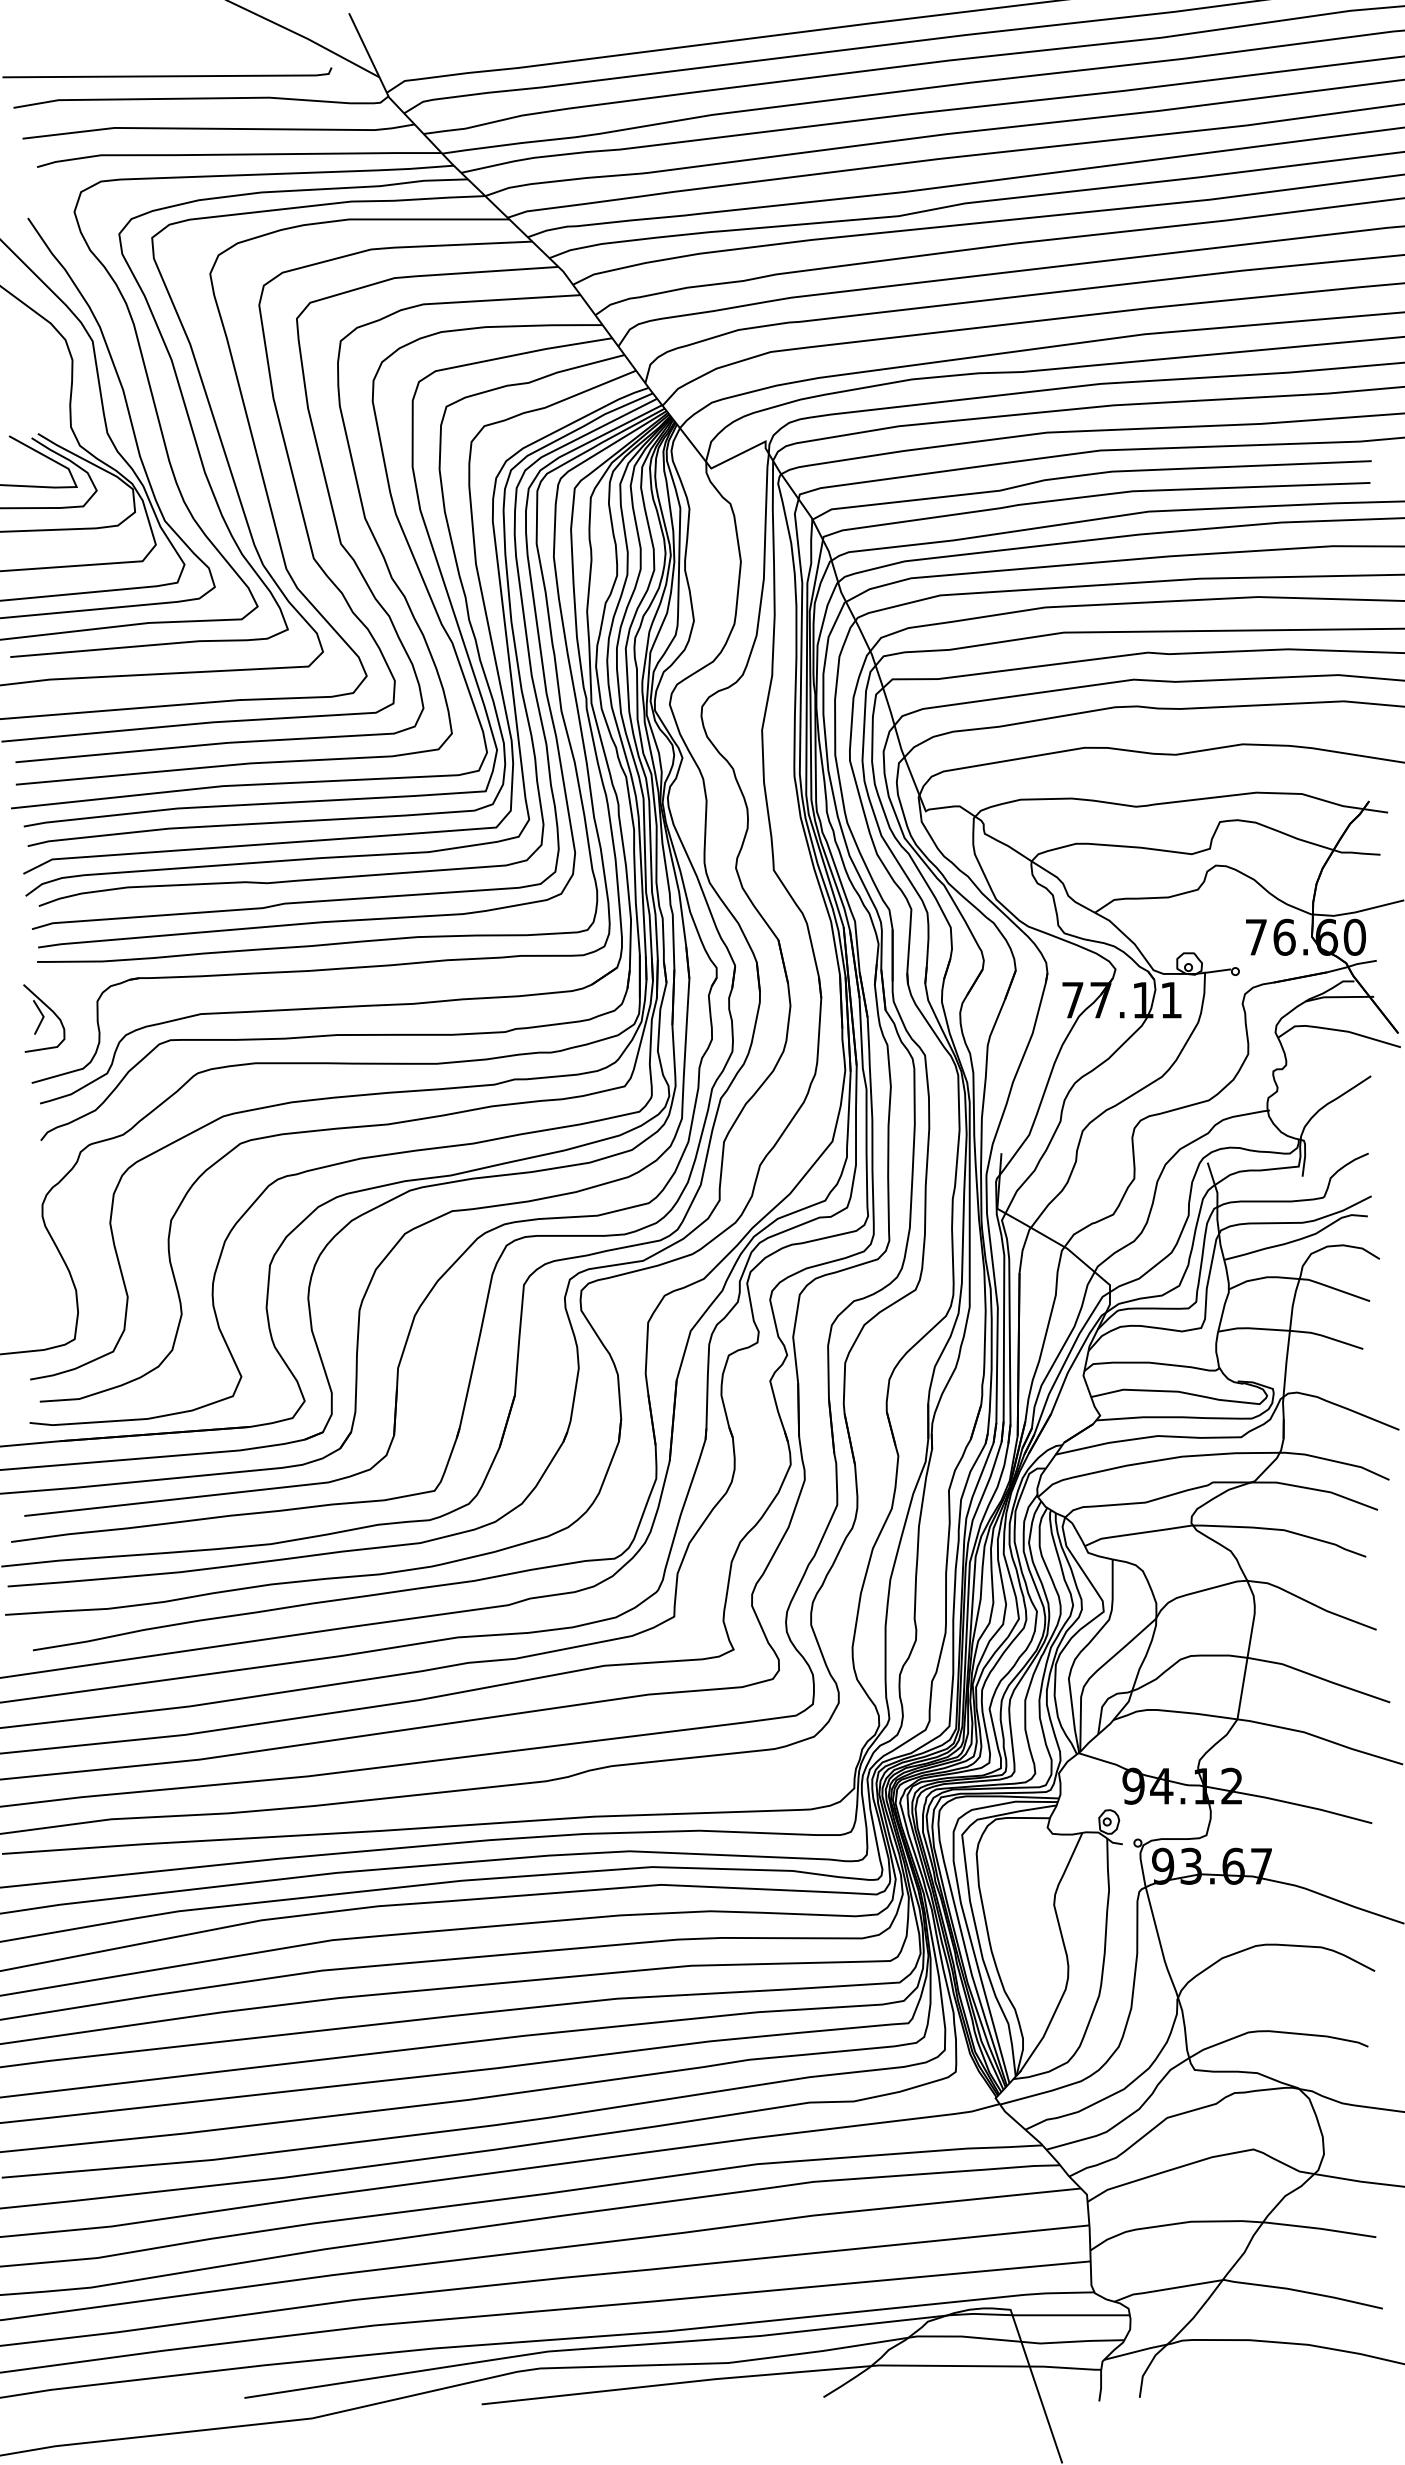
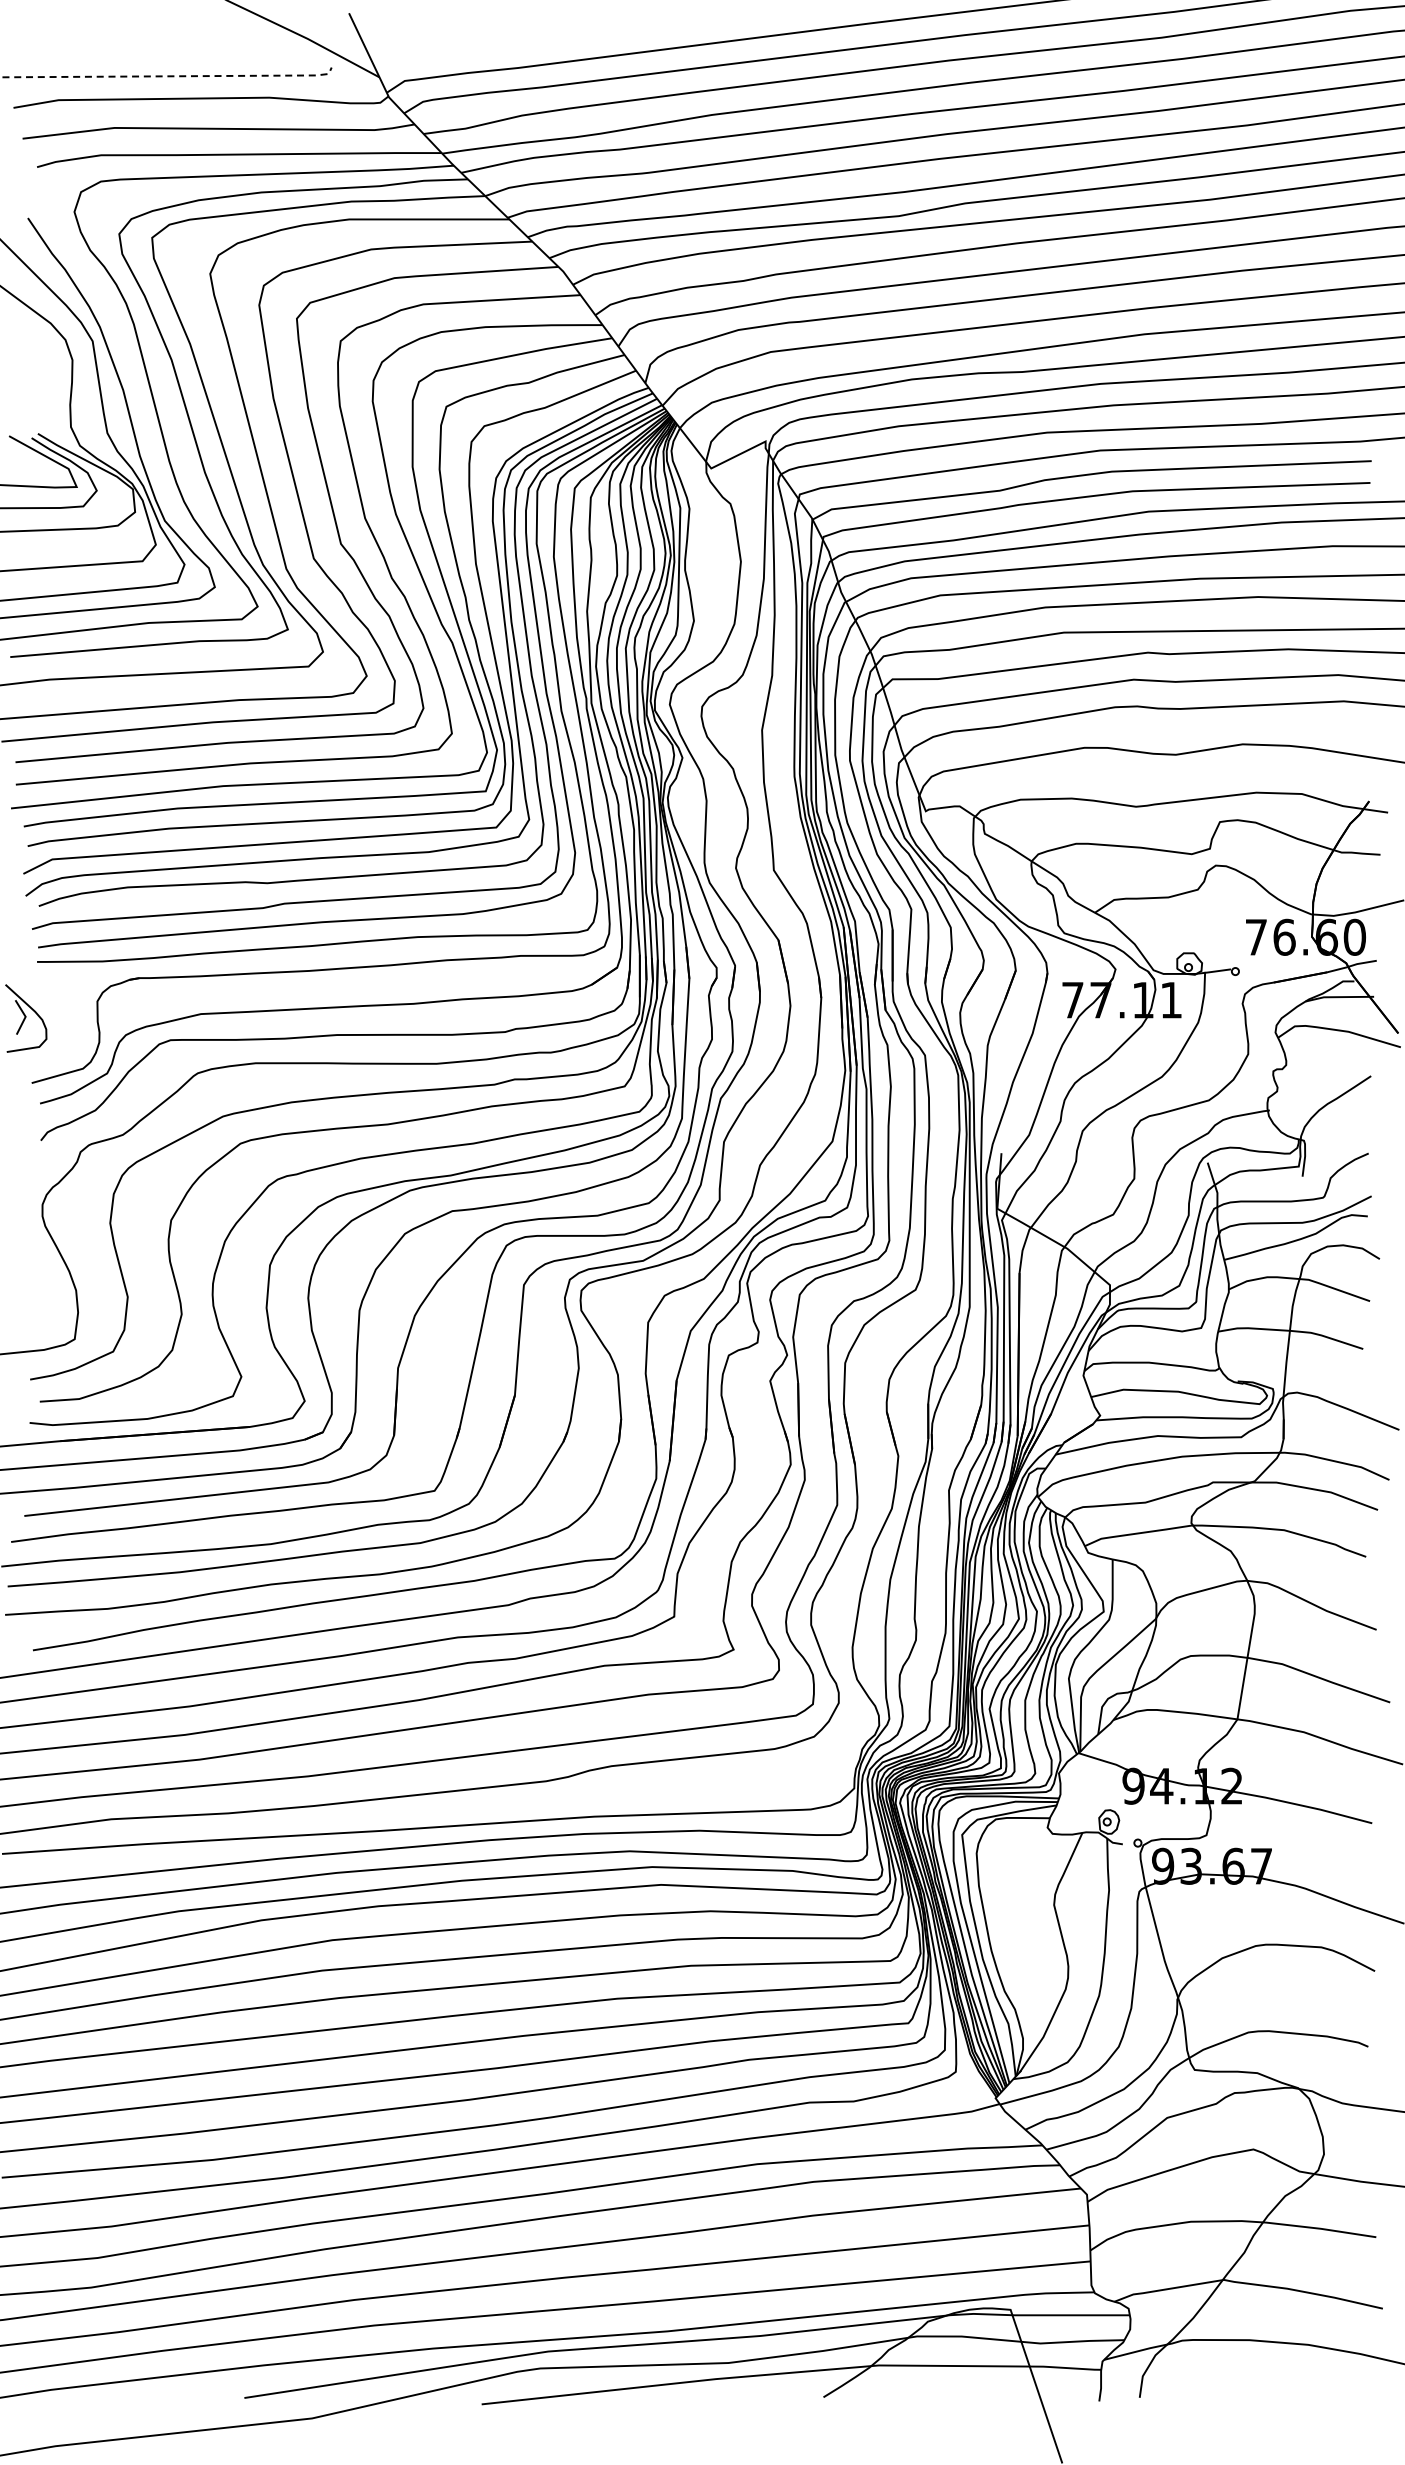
line: solid -> dashed (171, 76)
part position: (44, 1018) -> (26, 1018) (26, 1018)
